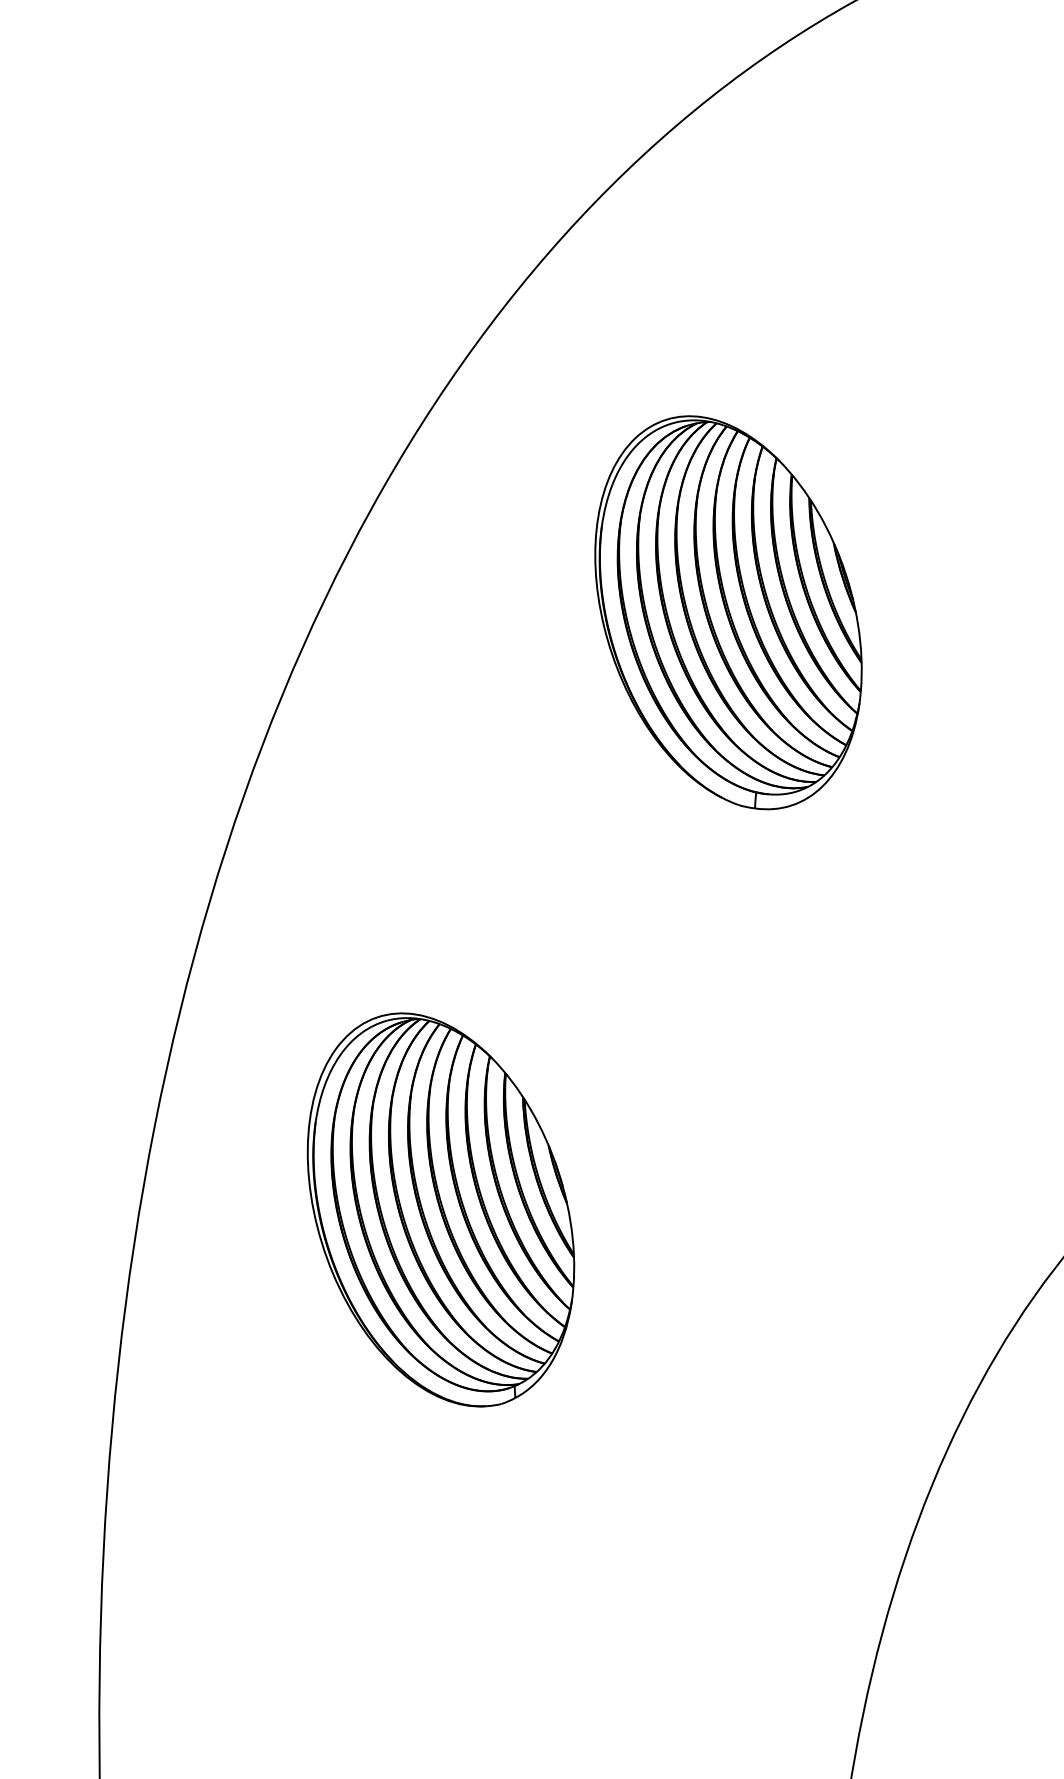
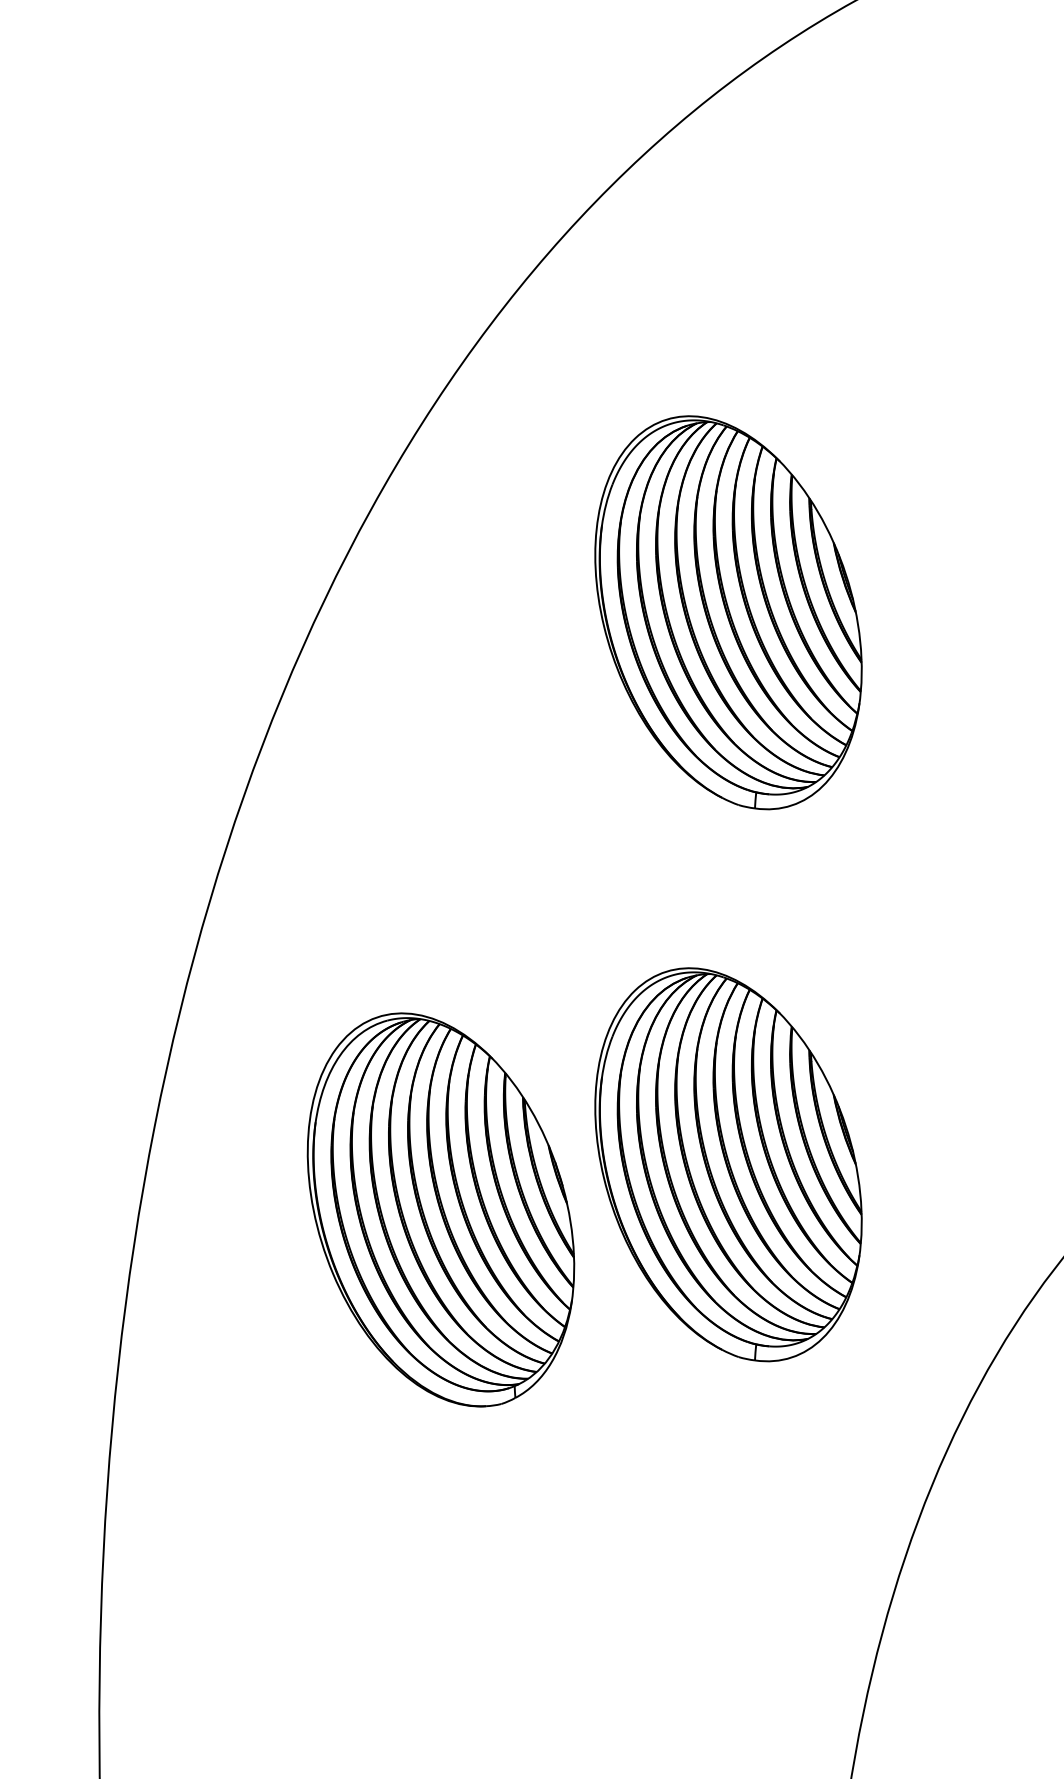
part: none -> present (728, 1164)
